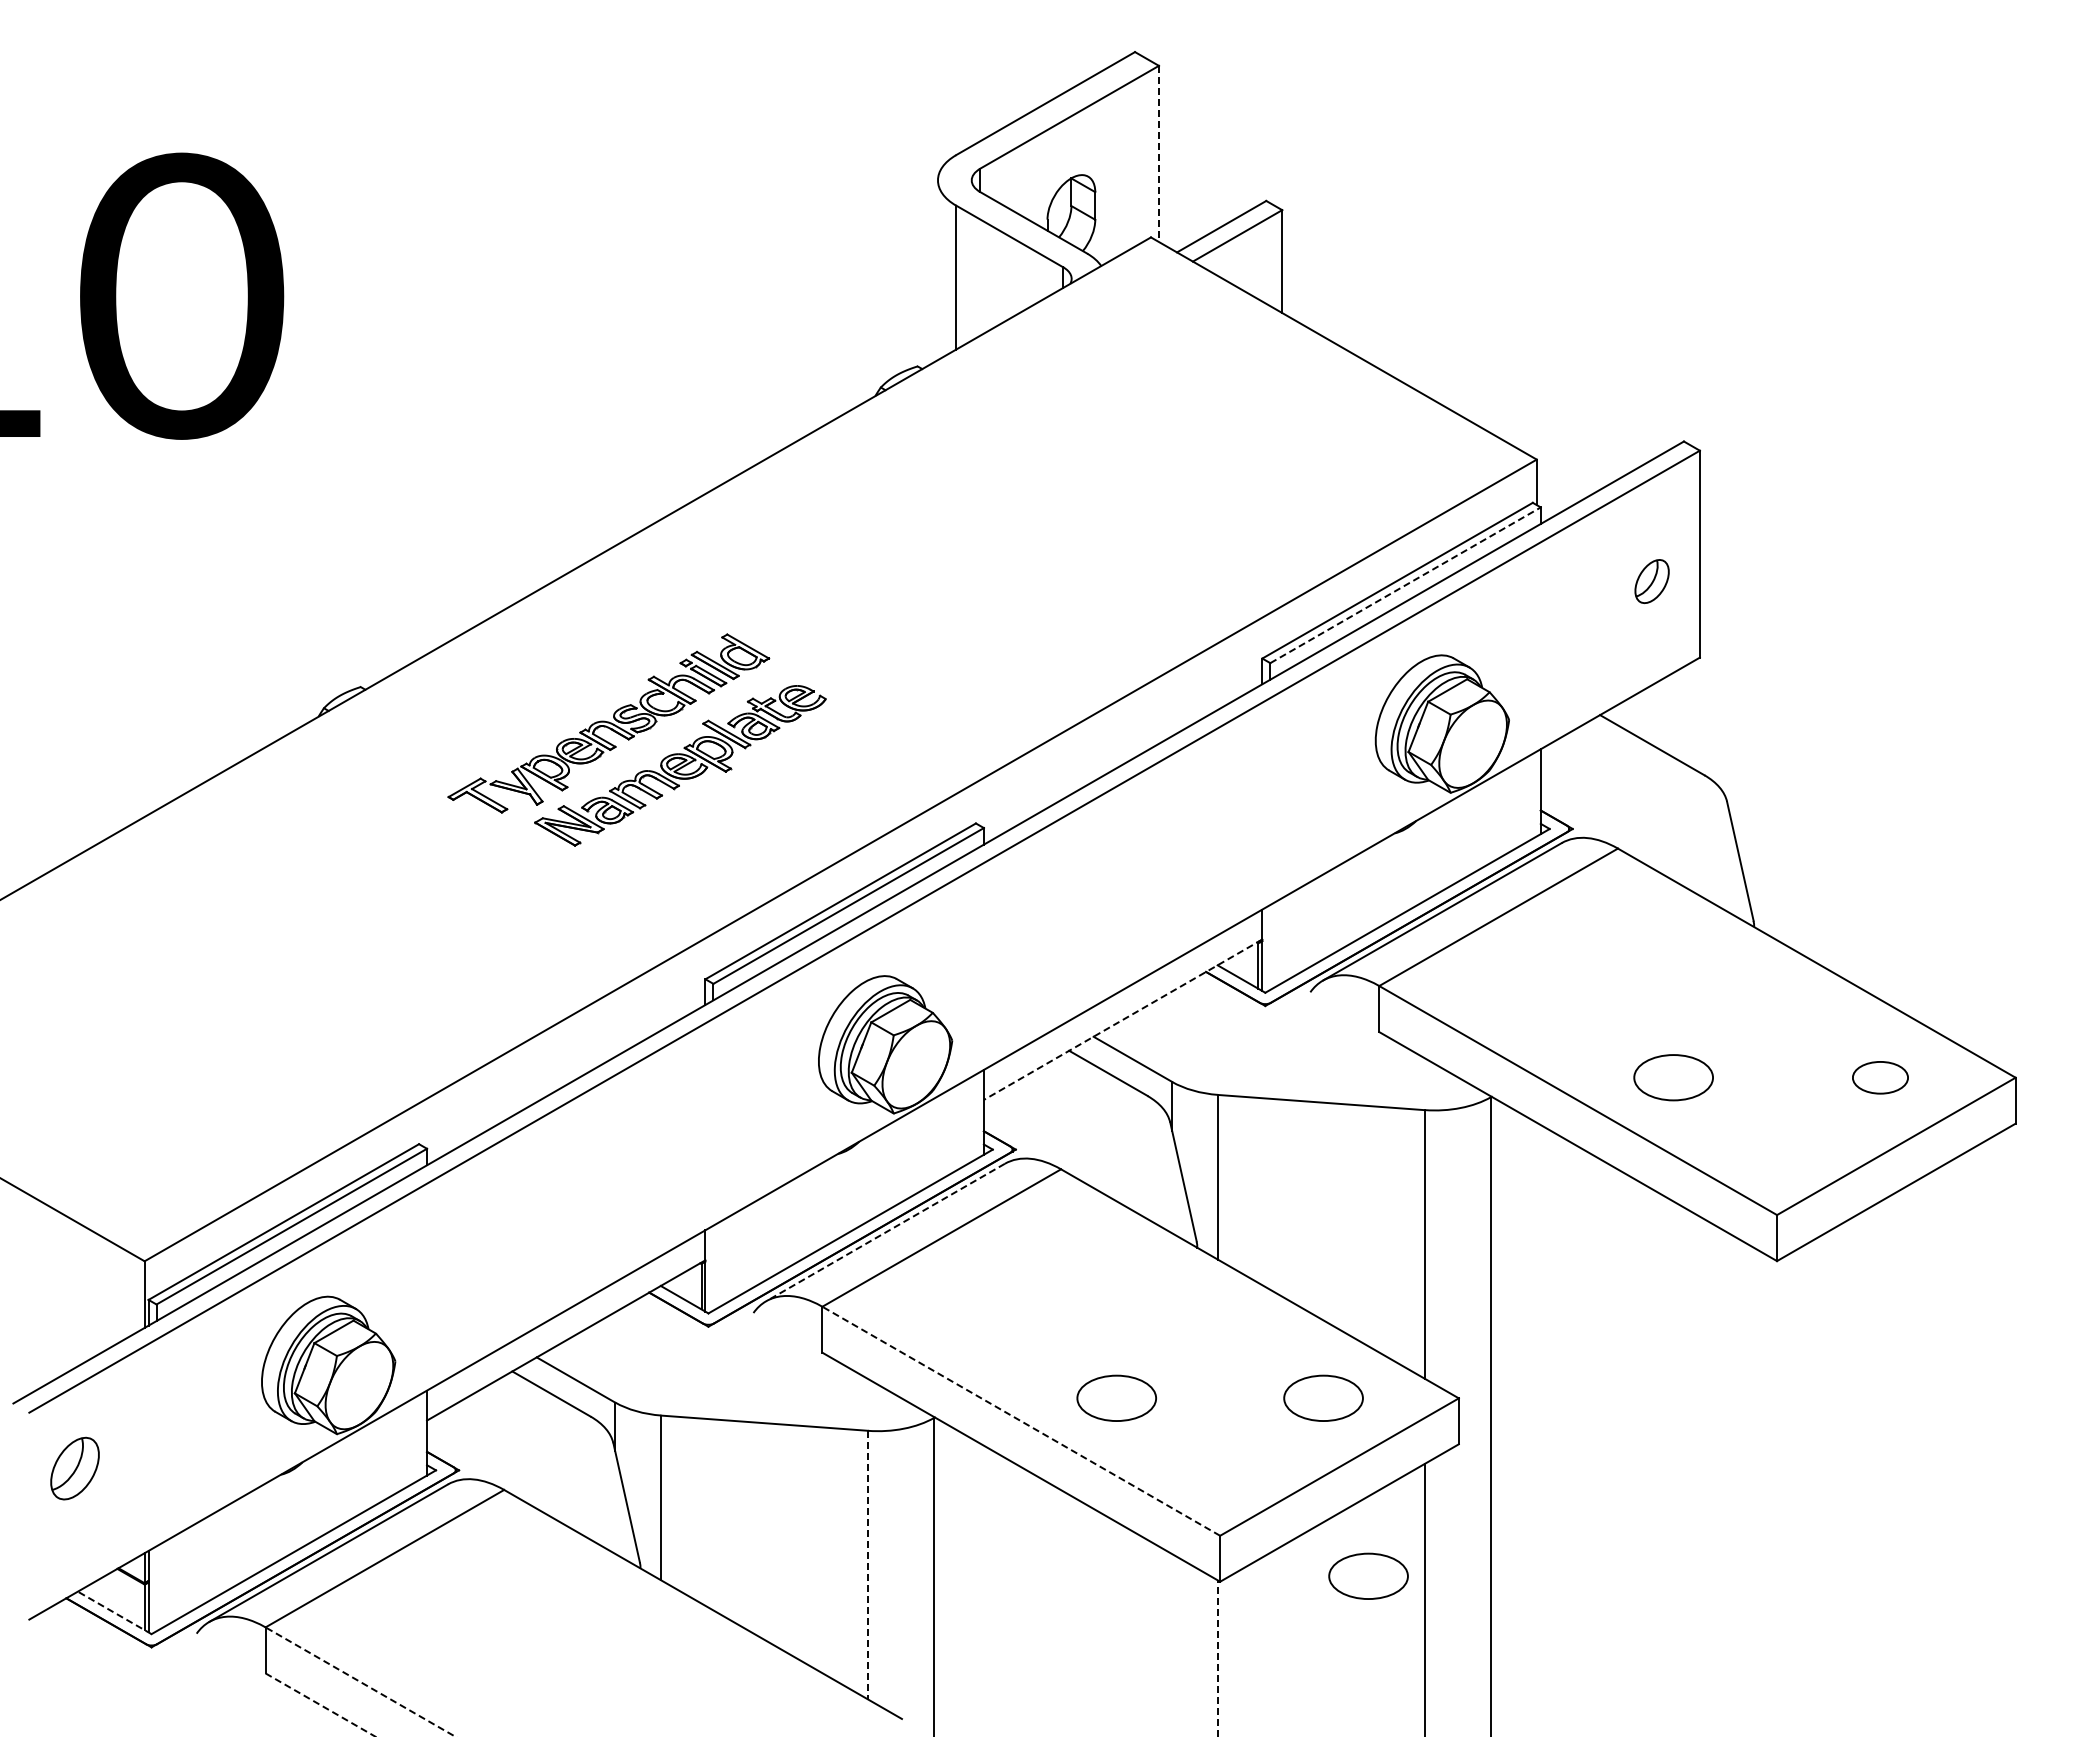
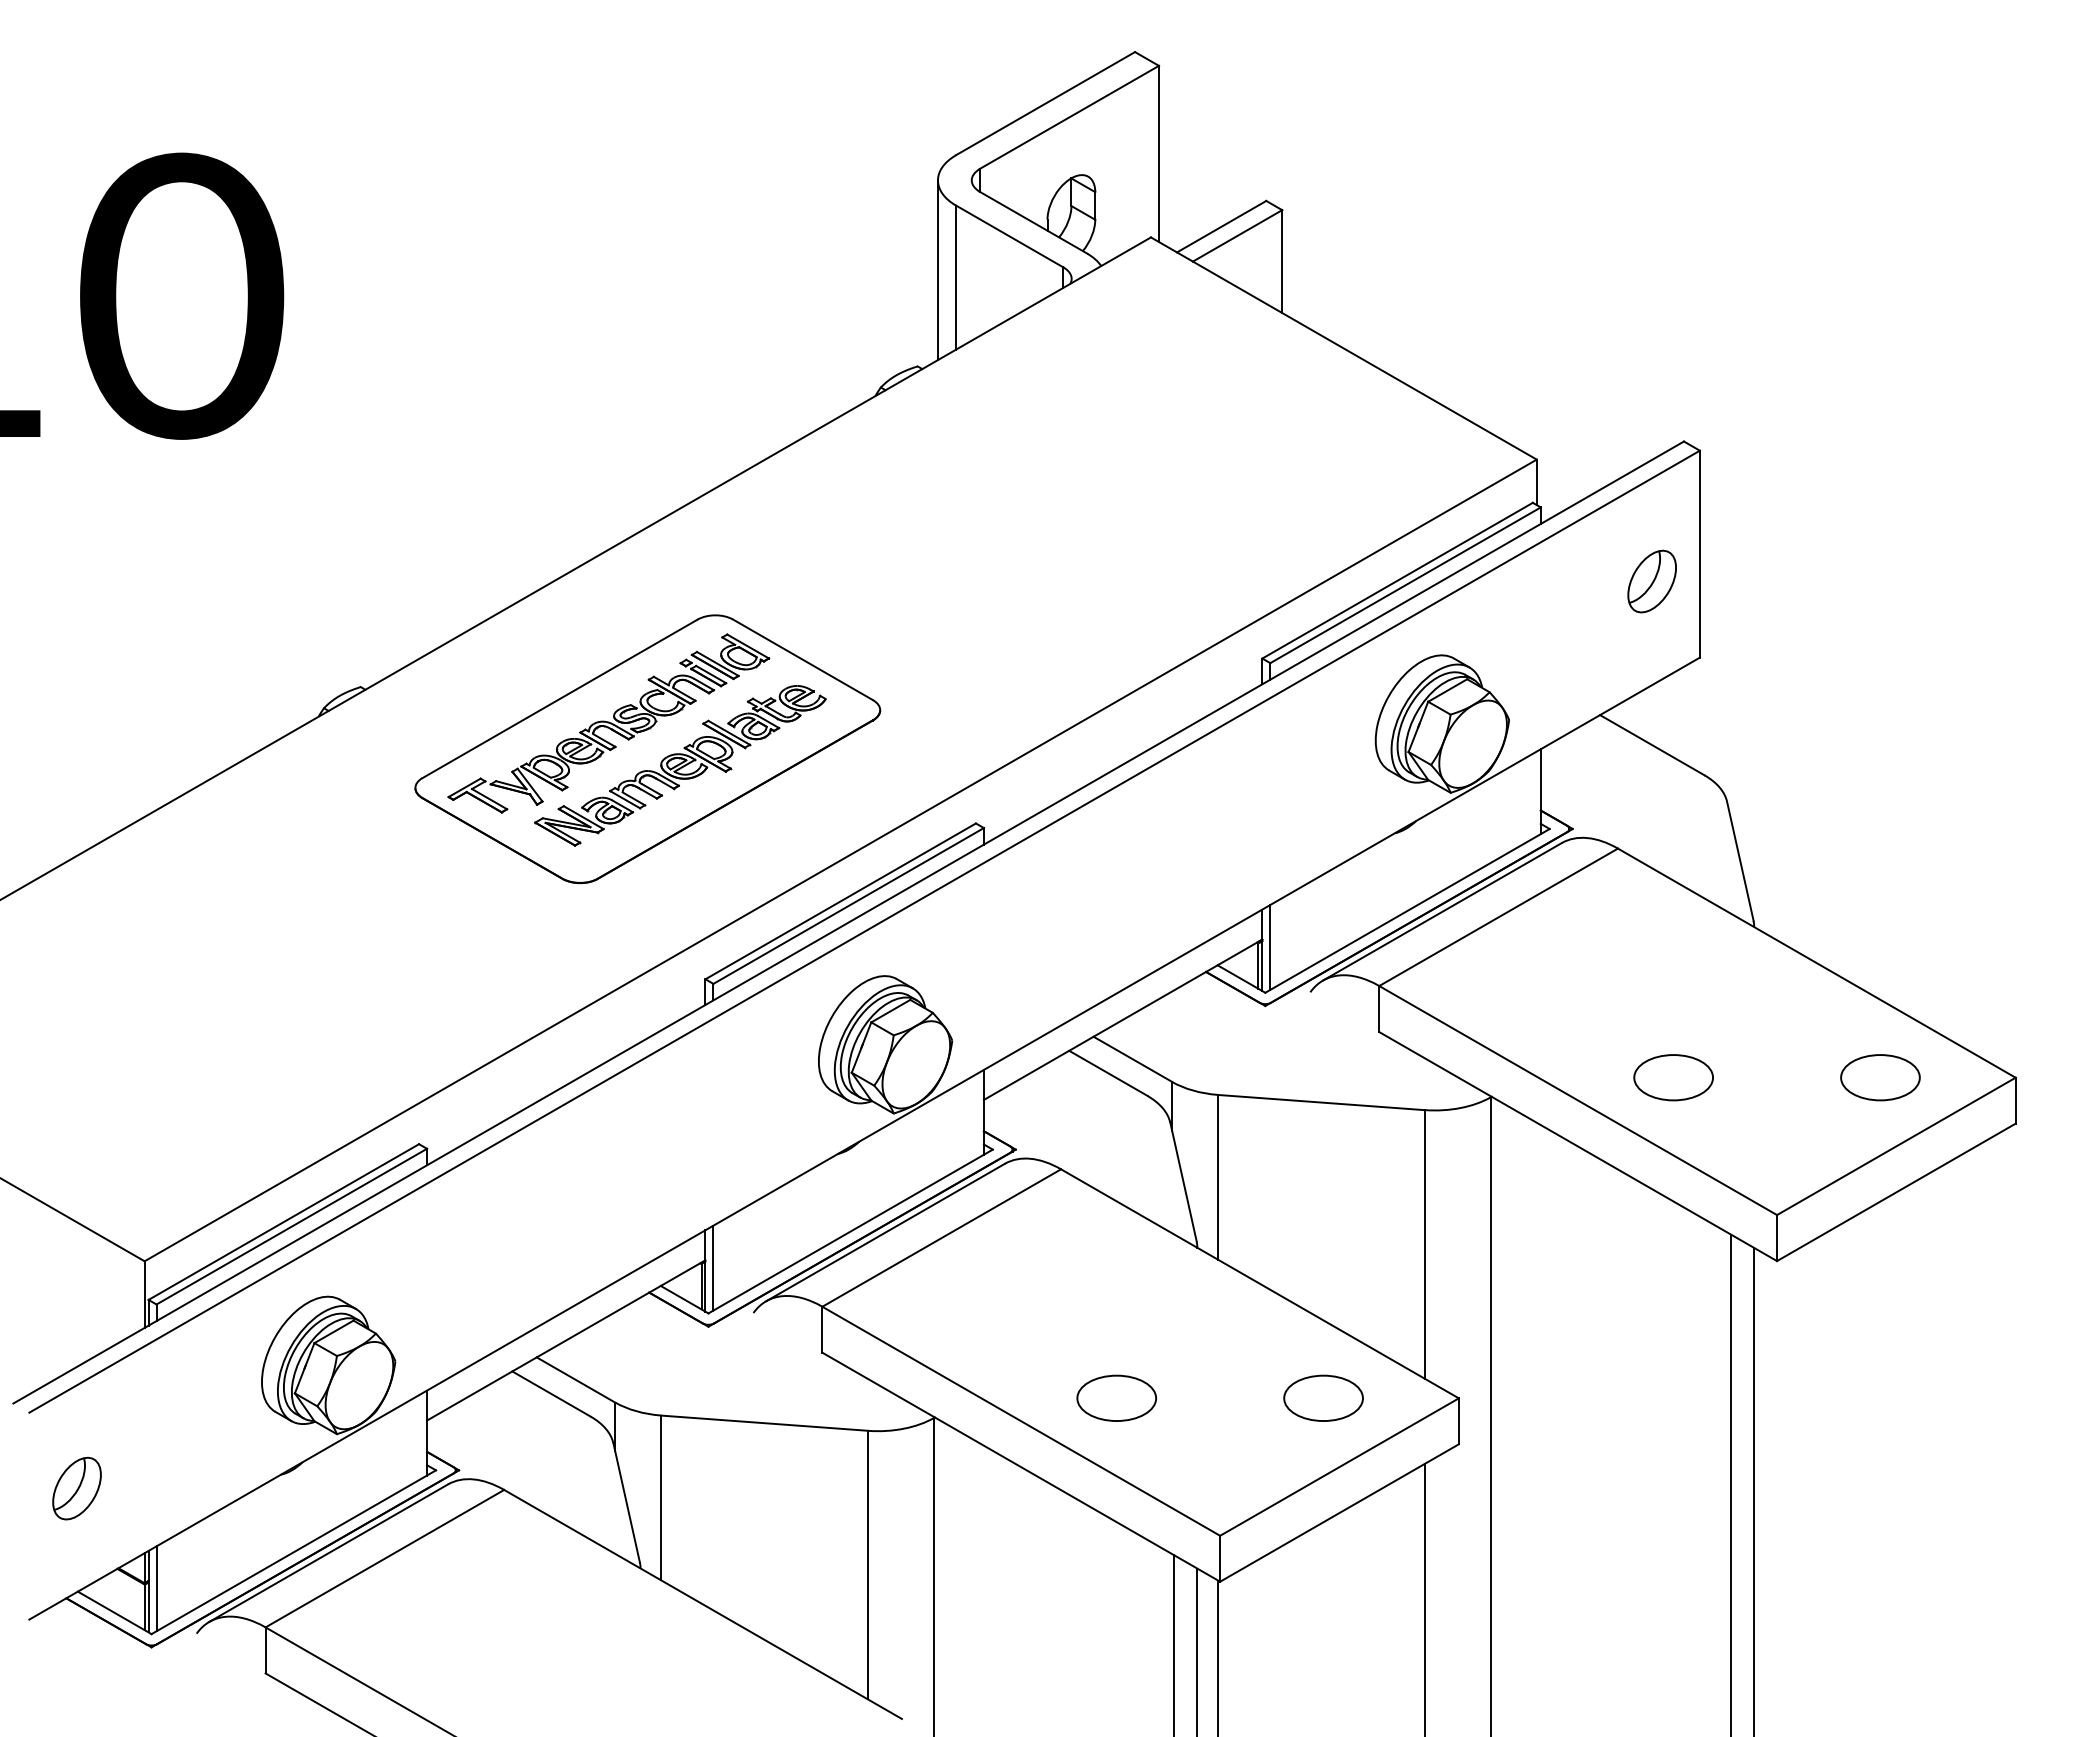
line: dashed -> solid (1158, 154)
line: none -> present (937, 270)
part size: 36x45 px -> 50x65 px (1651, 581)
line: dashed -> solid (1406, 585)
part: none -> present (647, 748)
line: none -> present (1270, 947)
line: dashed -> solid (1123, 1019)
part size: 57x34 px -> 81x48 px (1880, 1077)
line: dashed -> solid (885, 1232)
line: none -> present (713, 1267)
line: dashed -> solid (1021, 1421)
part position: (74, 1468) -> (76, 1488) (76, 1488)
line: none -> present (1730, 1483)
line: none -> present (1754, 1490)
line: dashed -> solid (868, 1565)
part: present -> none (1368, 1575)
line: none -> present (156, 1588)
line: dashed -> solid (114, 1612)
line: none -> present (1174, 1644)
line: none -> present (1197, 1650)
line: dashed -> solid (1218, 1658)
line: dashed -> solid (360, 1681)
line: dashed -> solid (321, 1705)
